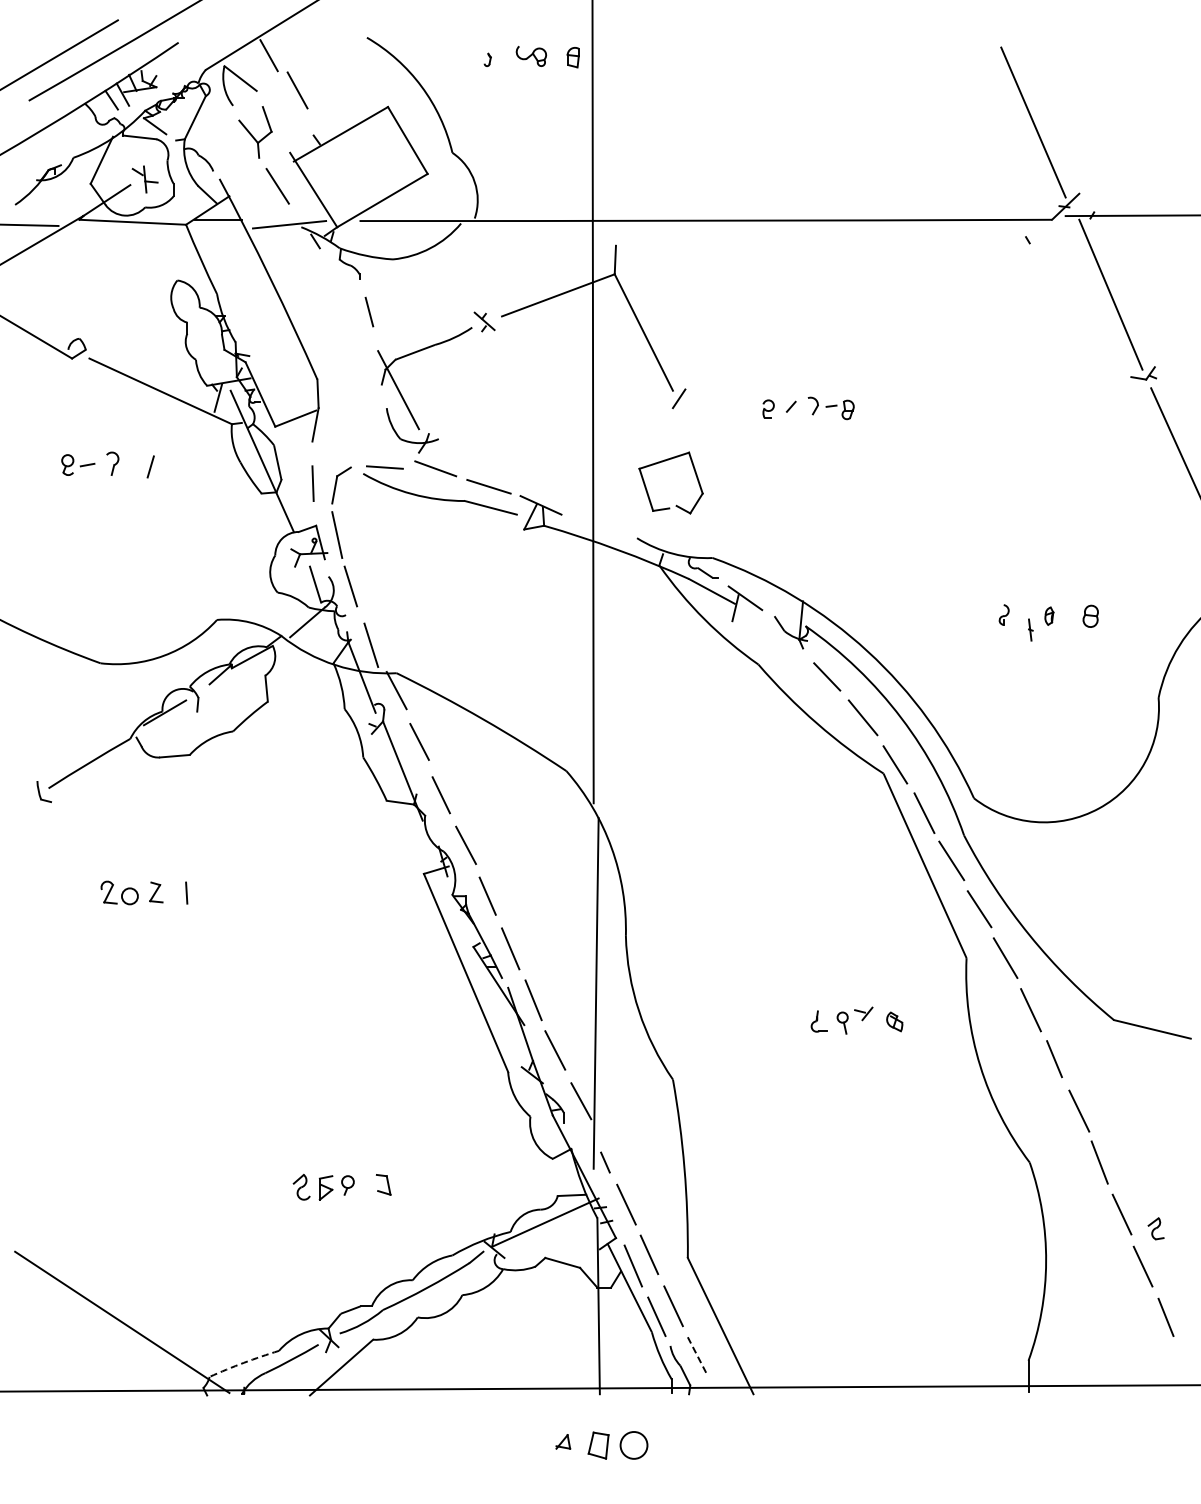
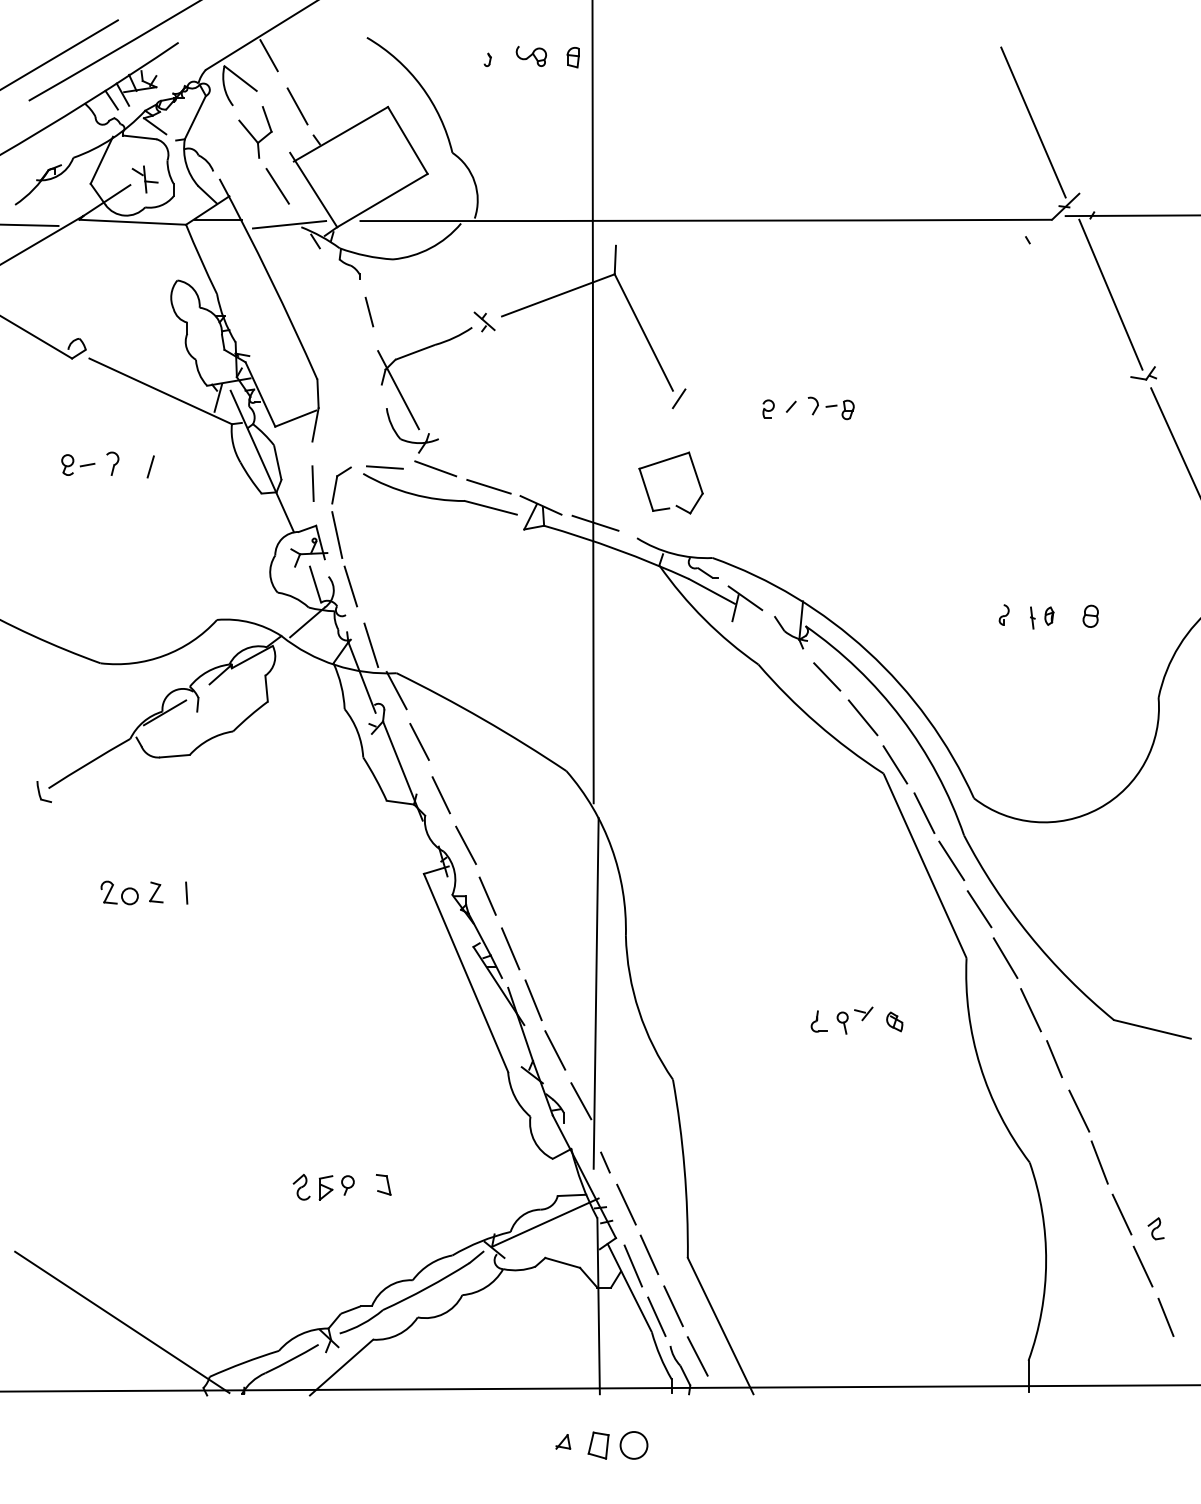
line position: (297, 90) -> (297, 106) (297, 106)
line: none -> present (595, 522)
part position: (1030, 629) -> (1032, 617) (1032, 617)
line: dashed -> solid (697, 1356)
arc: dashed -> solid (243, 1362)
